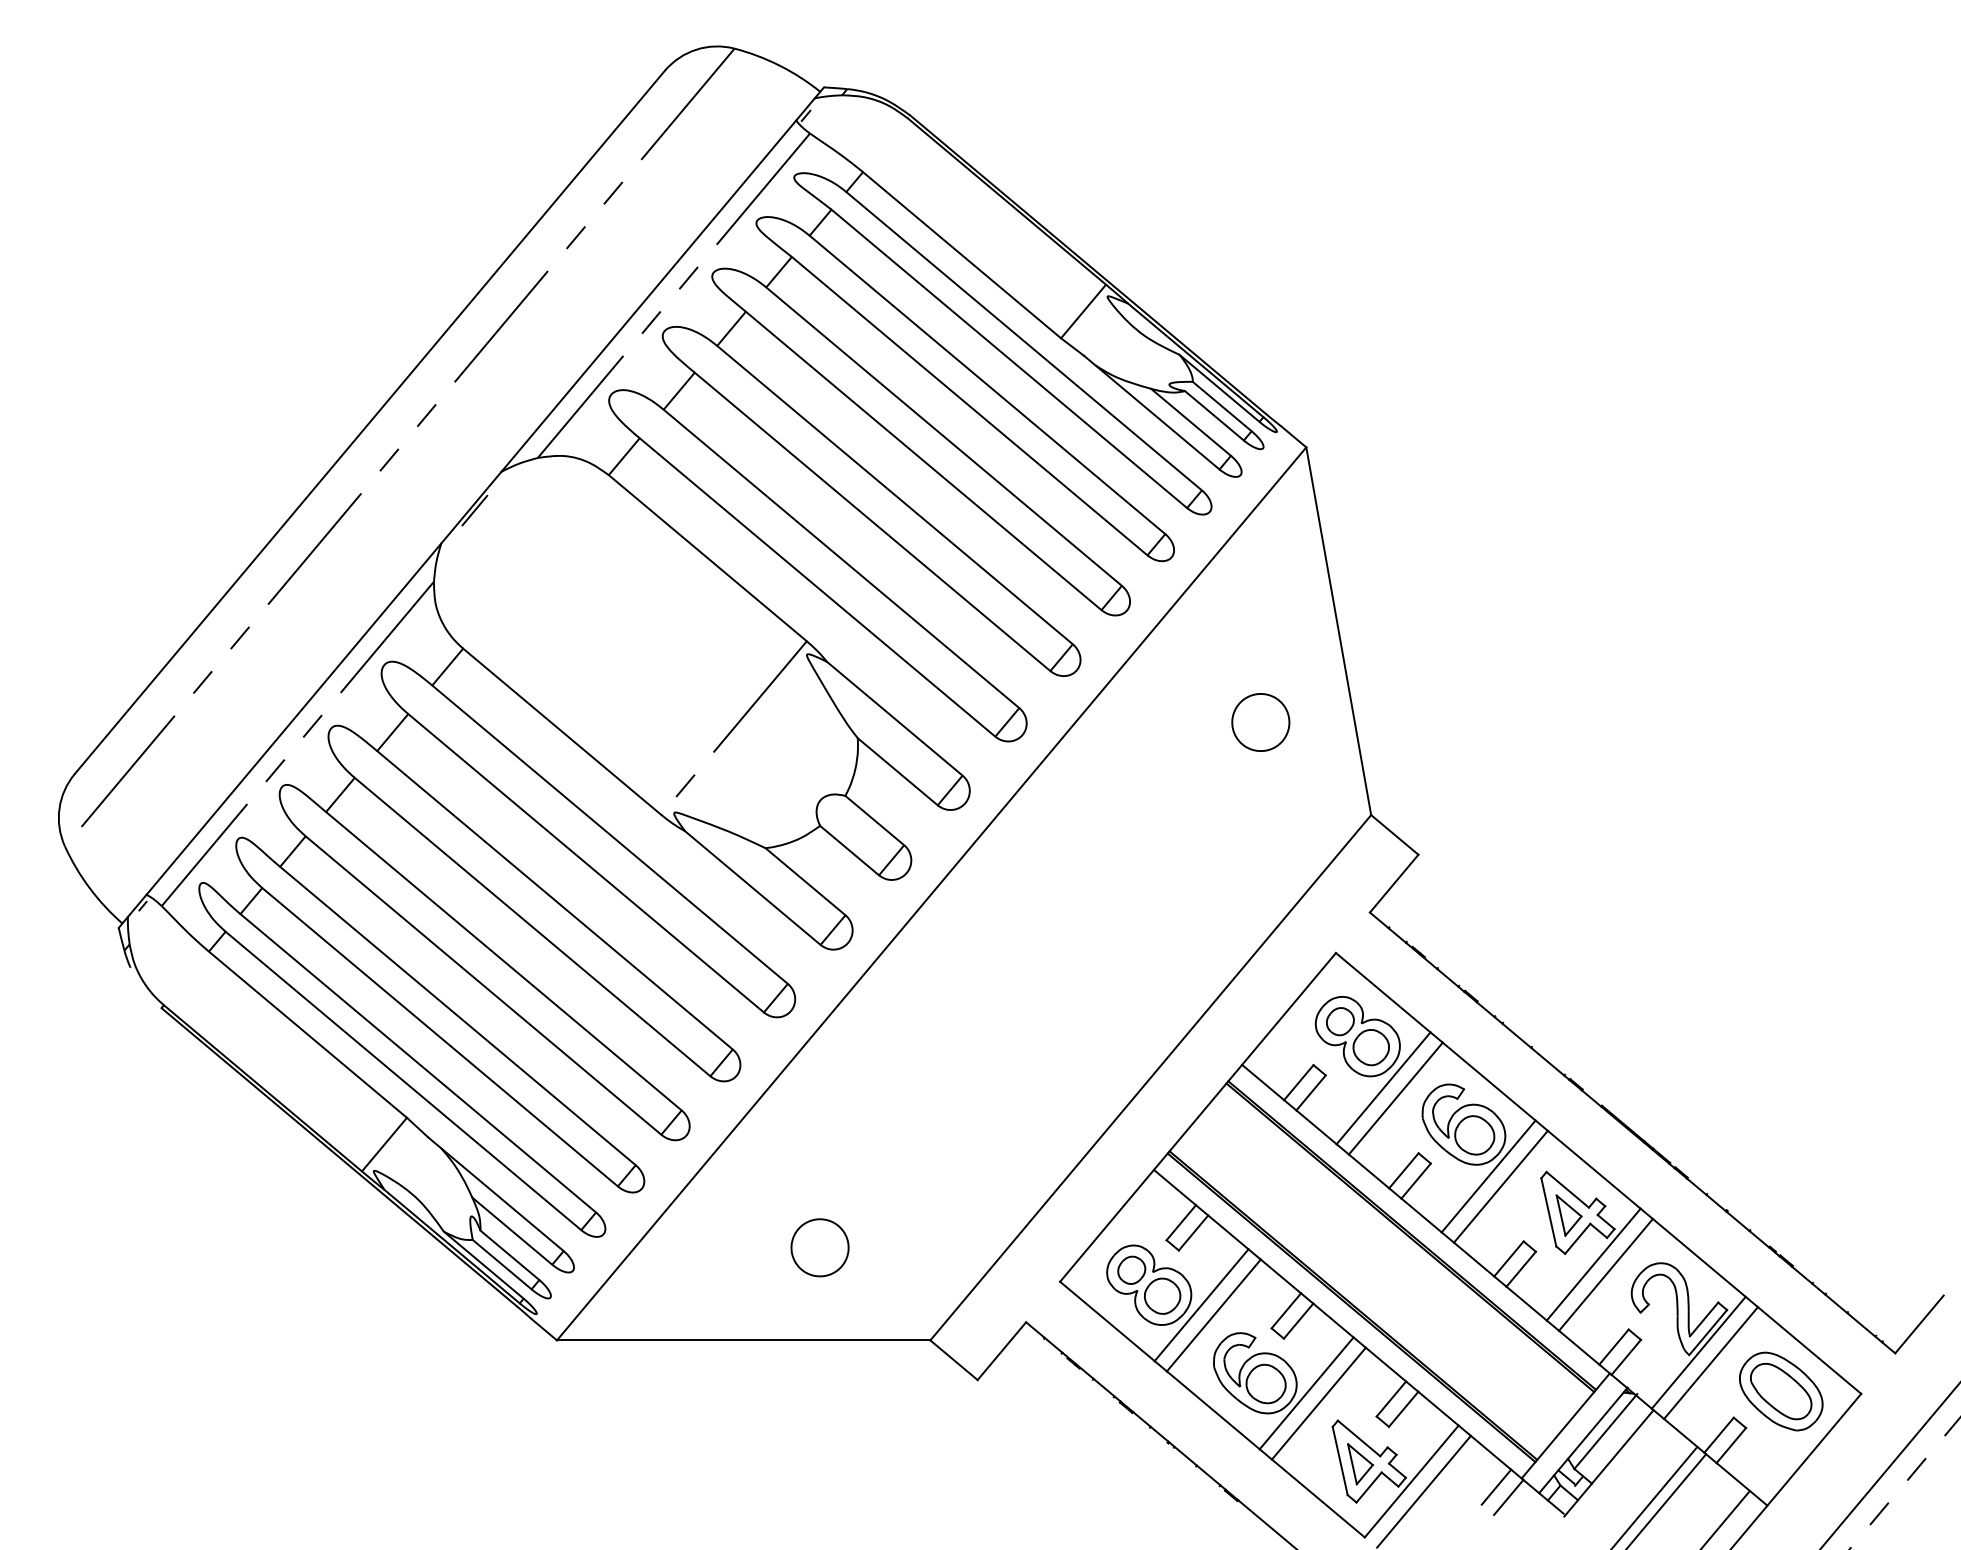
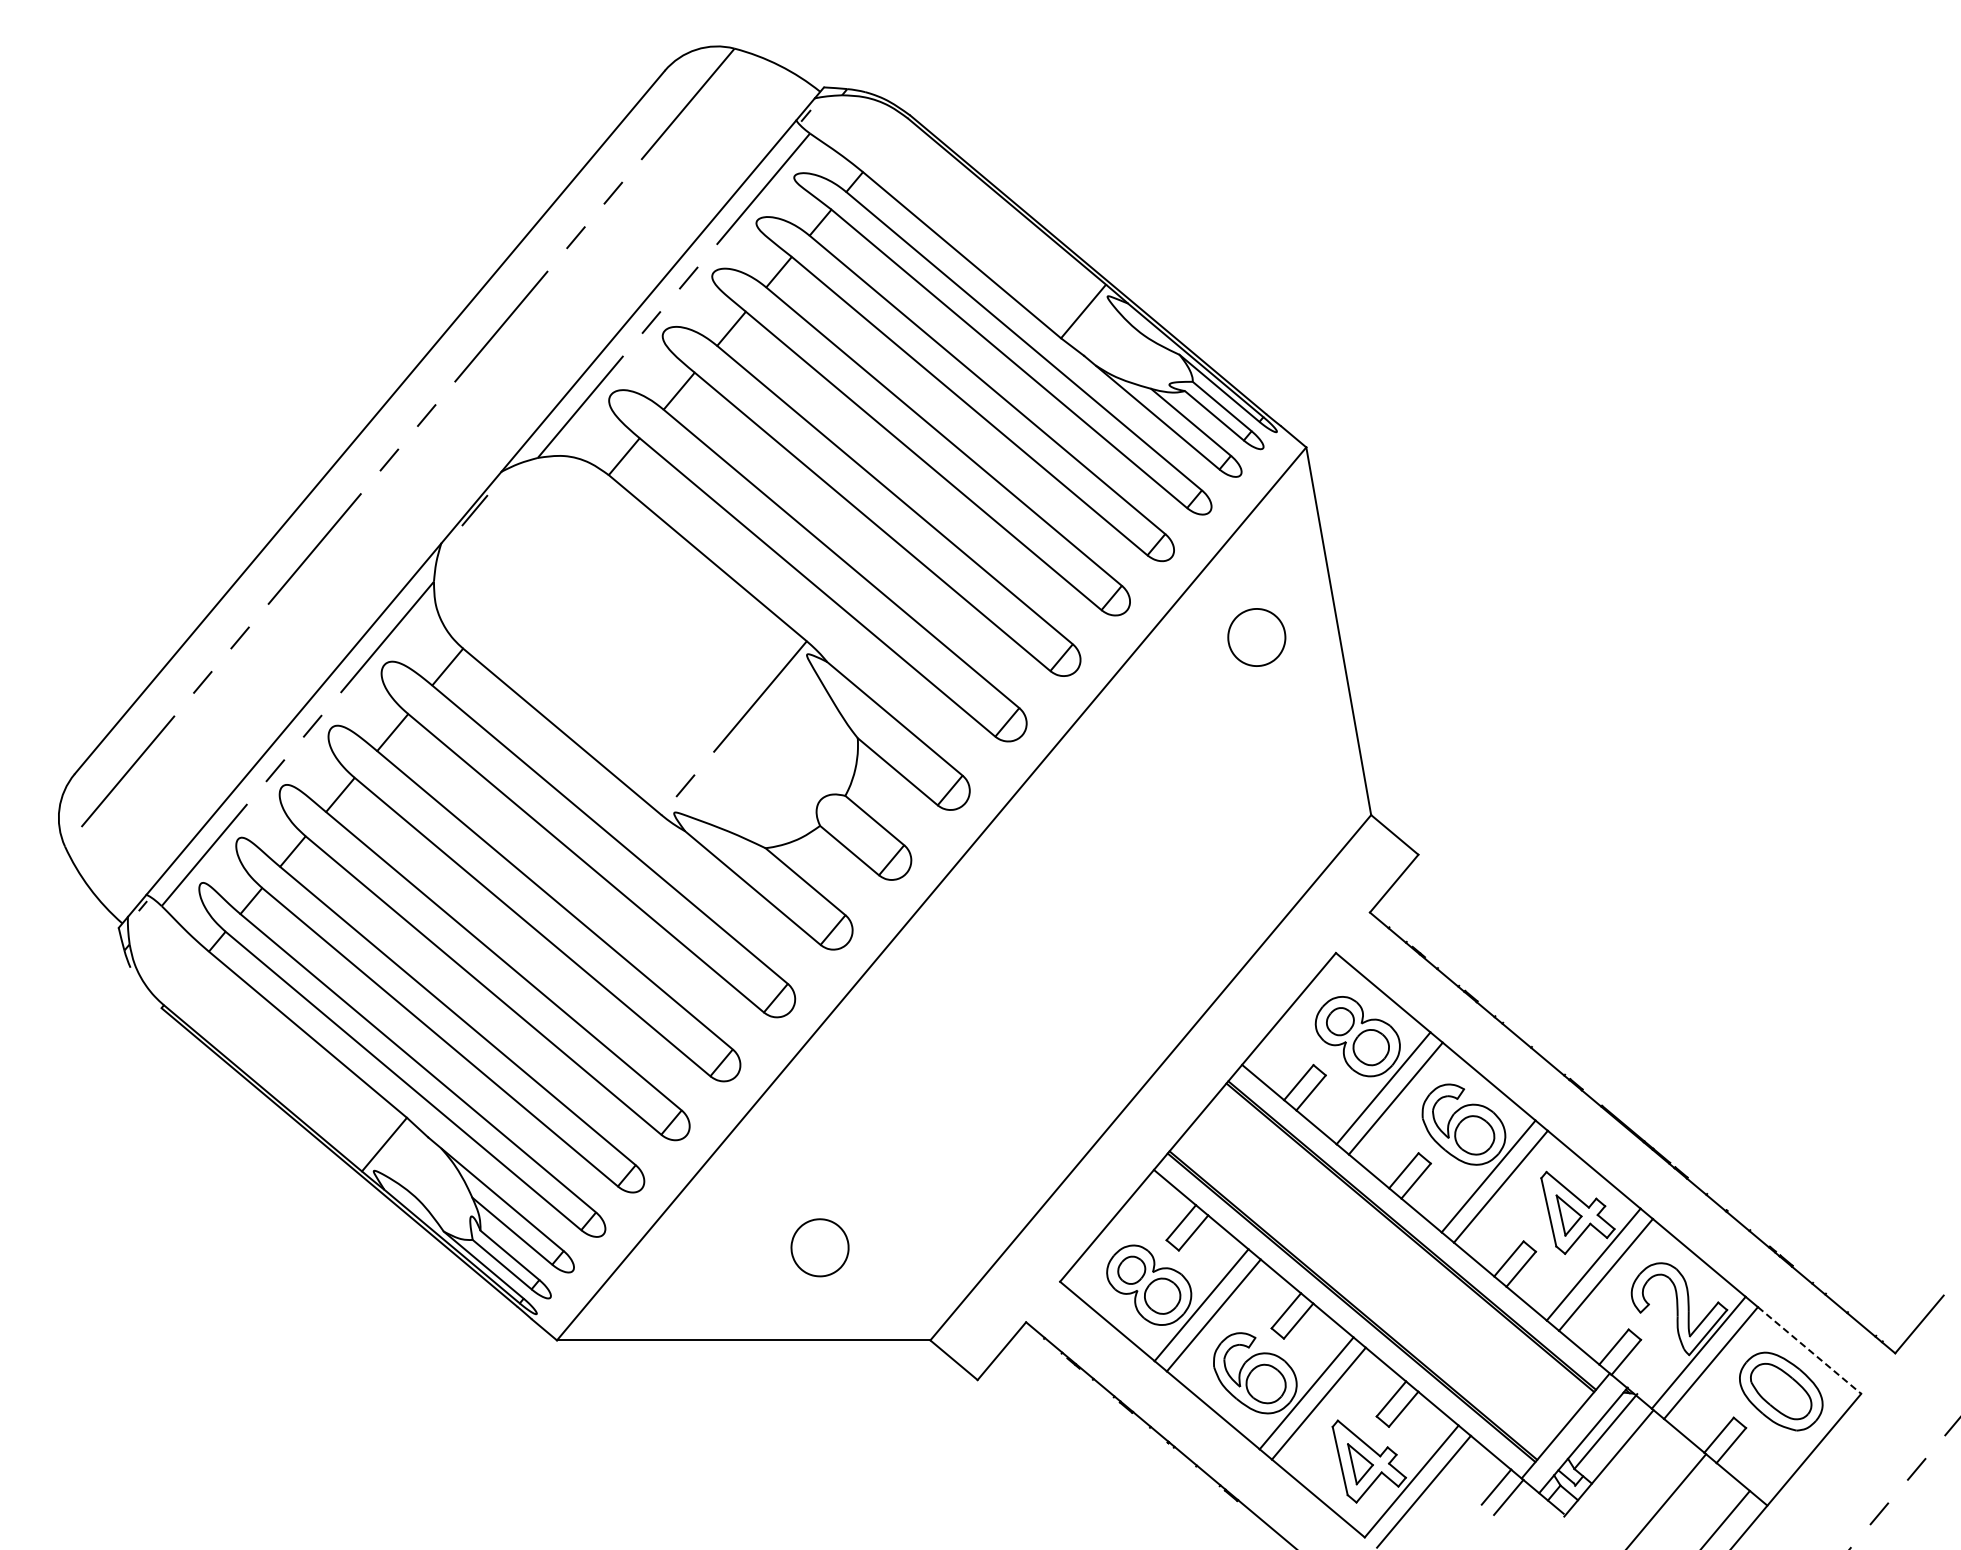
part position: (1260, 722) -> (1256, 637) (1256, 637)
line: solid -> dashed (1809, 1350)
line: present -> none (1889, 1465)
line: present -> none (1655, 1496)
